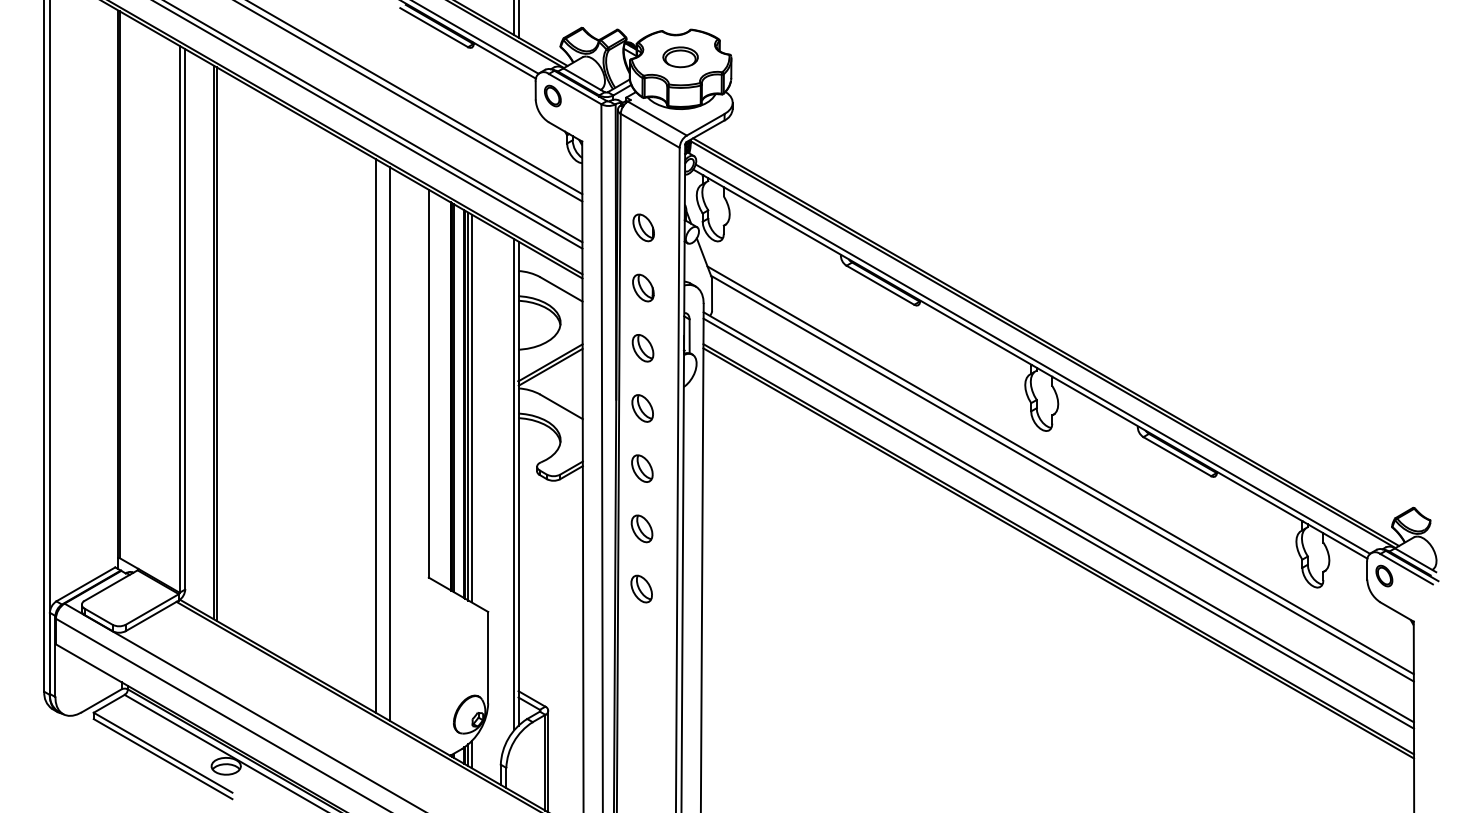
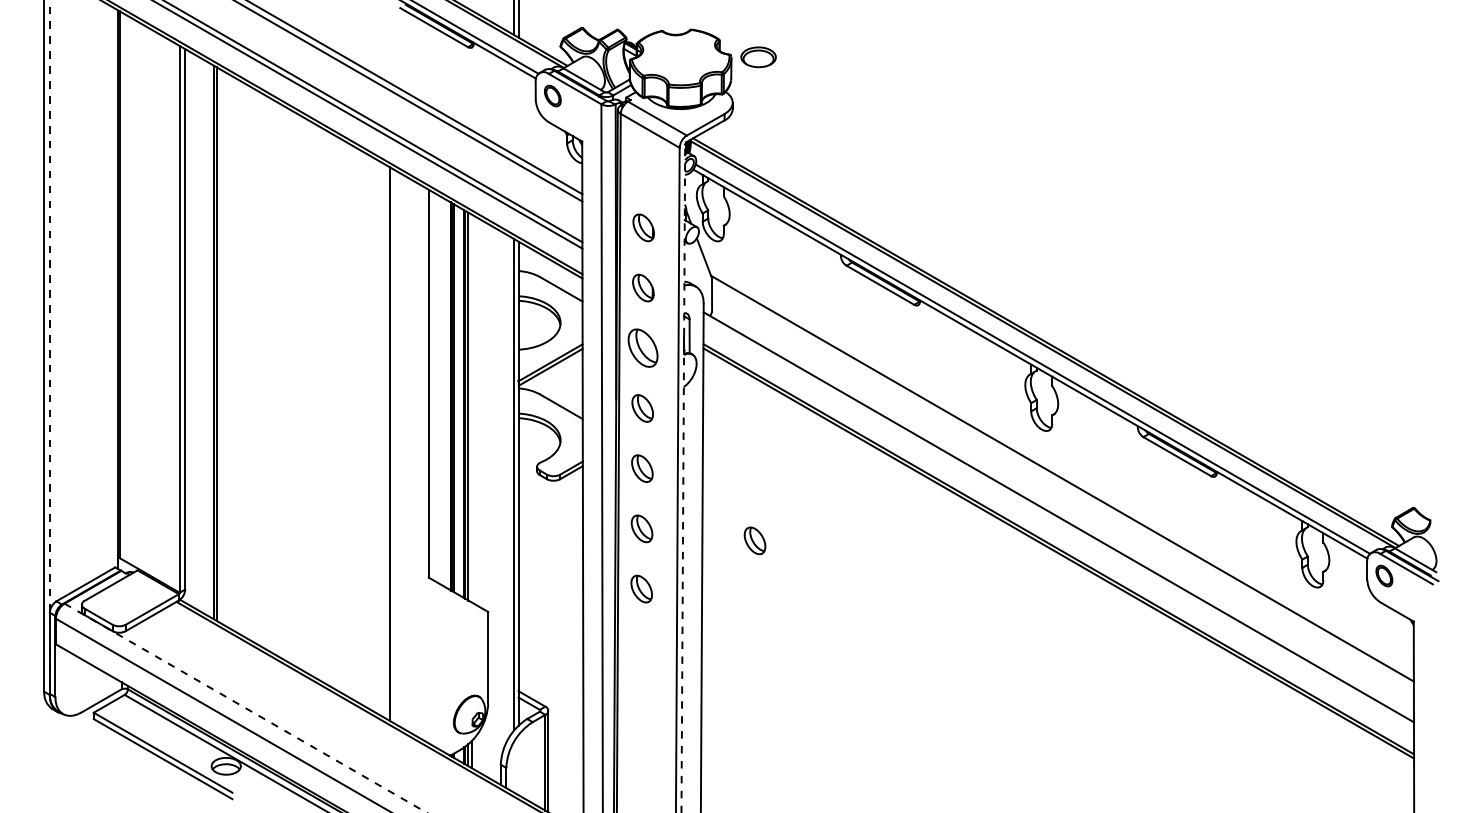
part position: (680, 57) -> (758, 57) (758, 57)
line: solid -> dashed (49, 348)
part size: 24x29 px -> 32x40 px (642, 347)
line: present -> none (471, 408)
line: present -> none (375, 435)
line: present -> none (1060, 470)
line: solid -> dashed (683, 478)
line: present -> none (1058, 523)
part: none -> present (754, 540)
line: solid -> dashed (246, 708)
